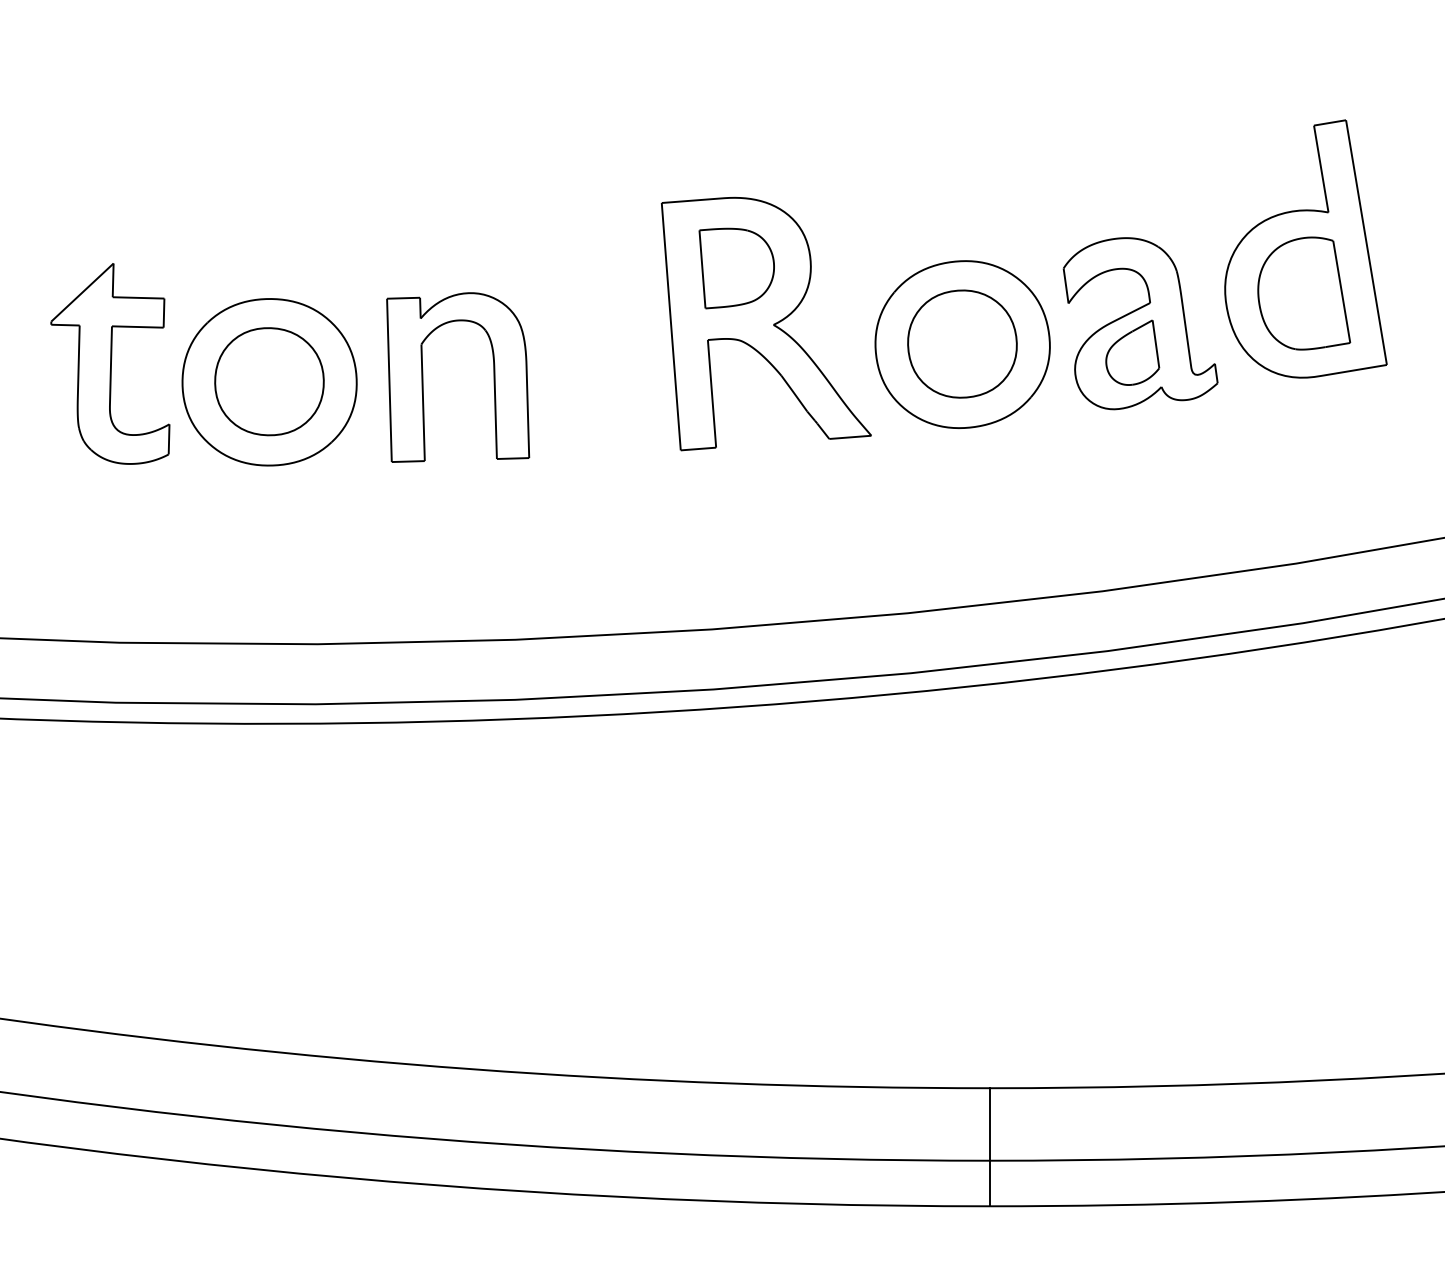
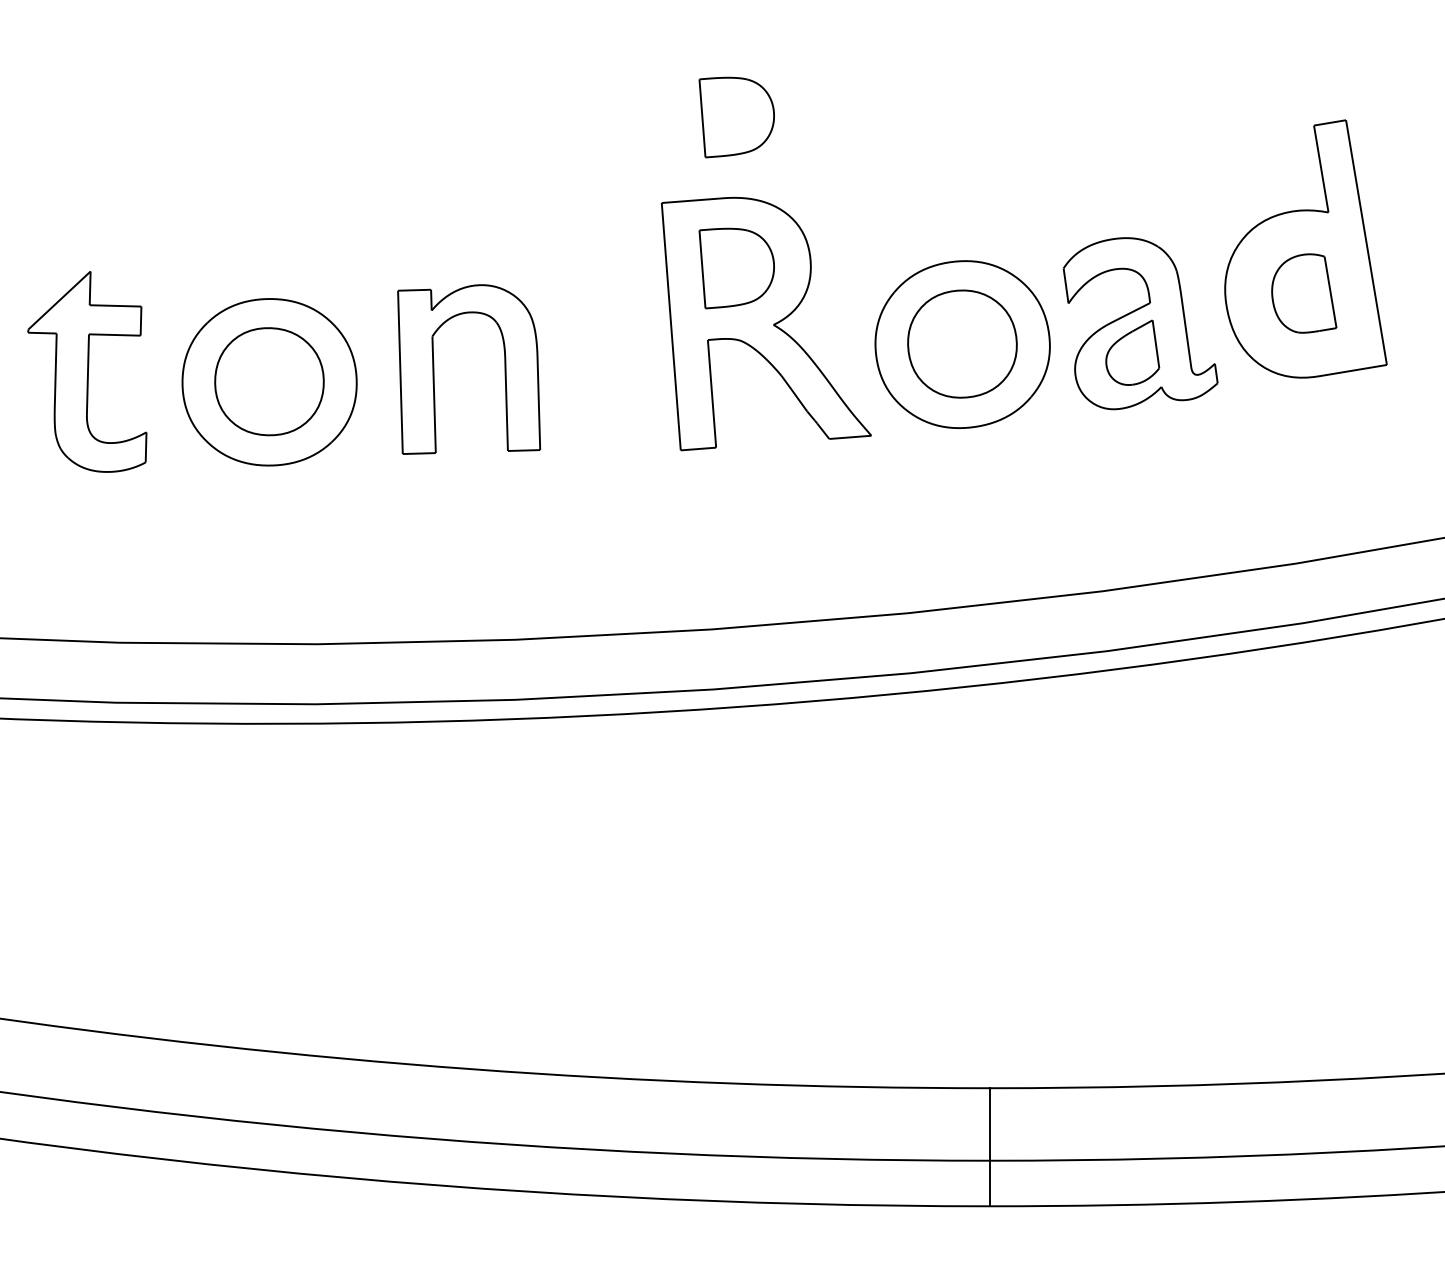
part: none -> present (736, 117)
part size: 95x115 px -> 67x81 px (1304, 293)
part position: (110, 363) -> (87, 371) (87, 371)
part position: (423, 377) -> (434, 369) (434, 369)
